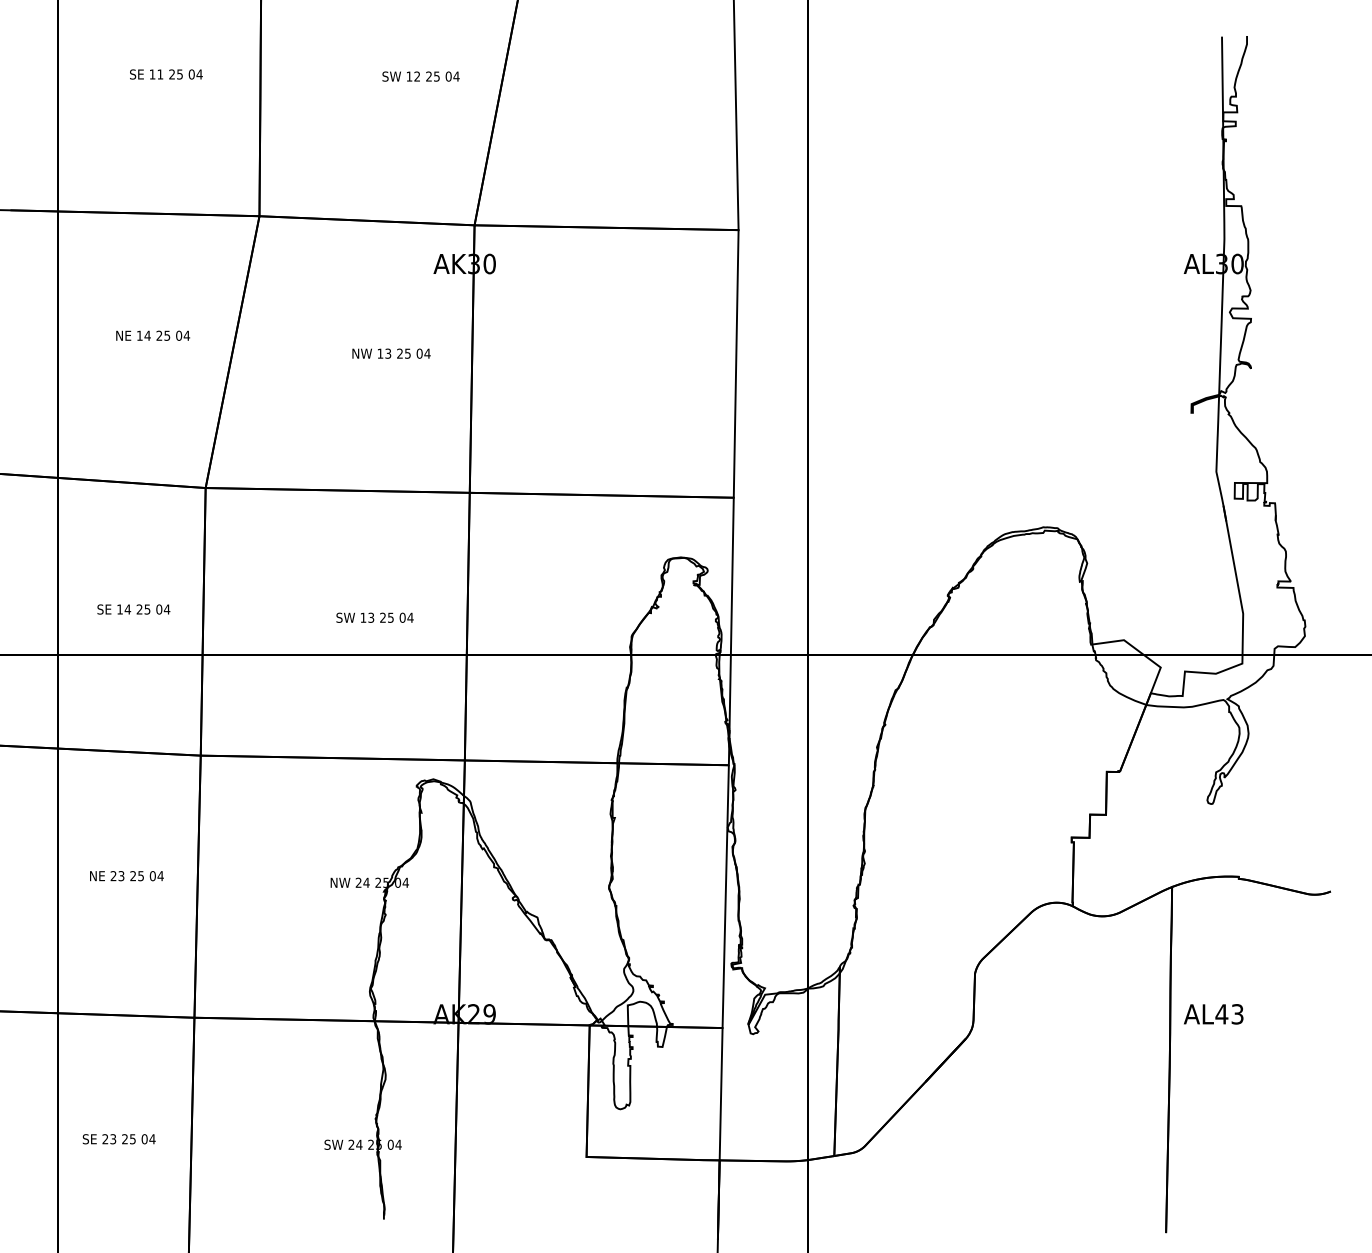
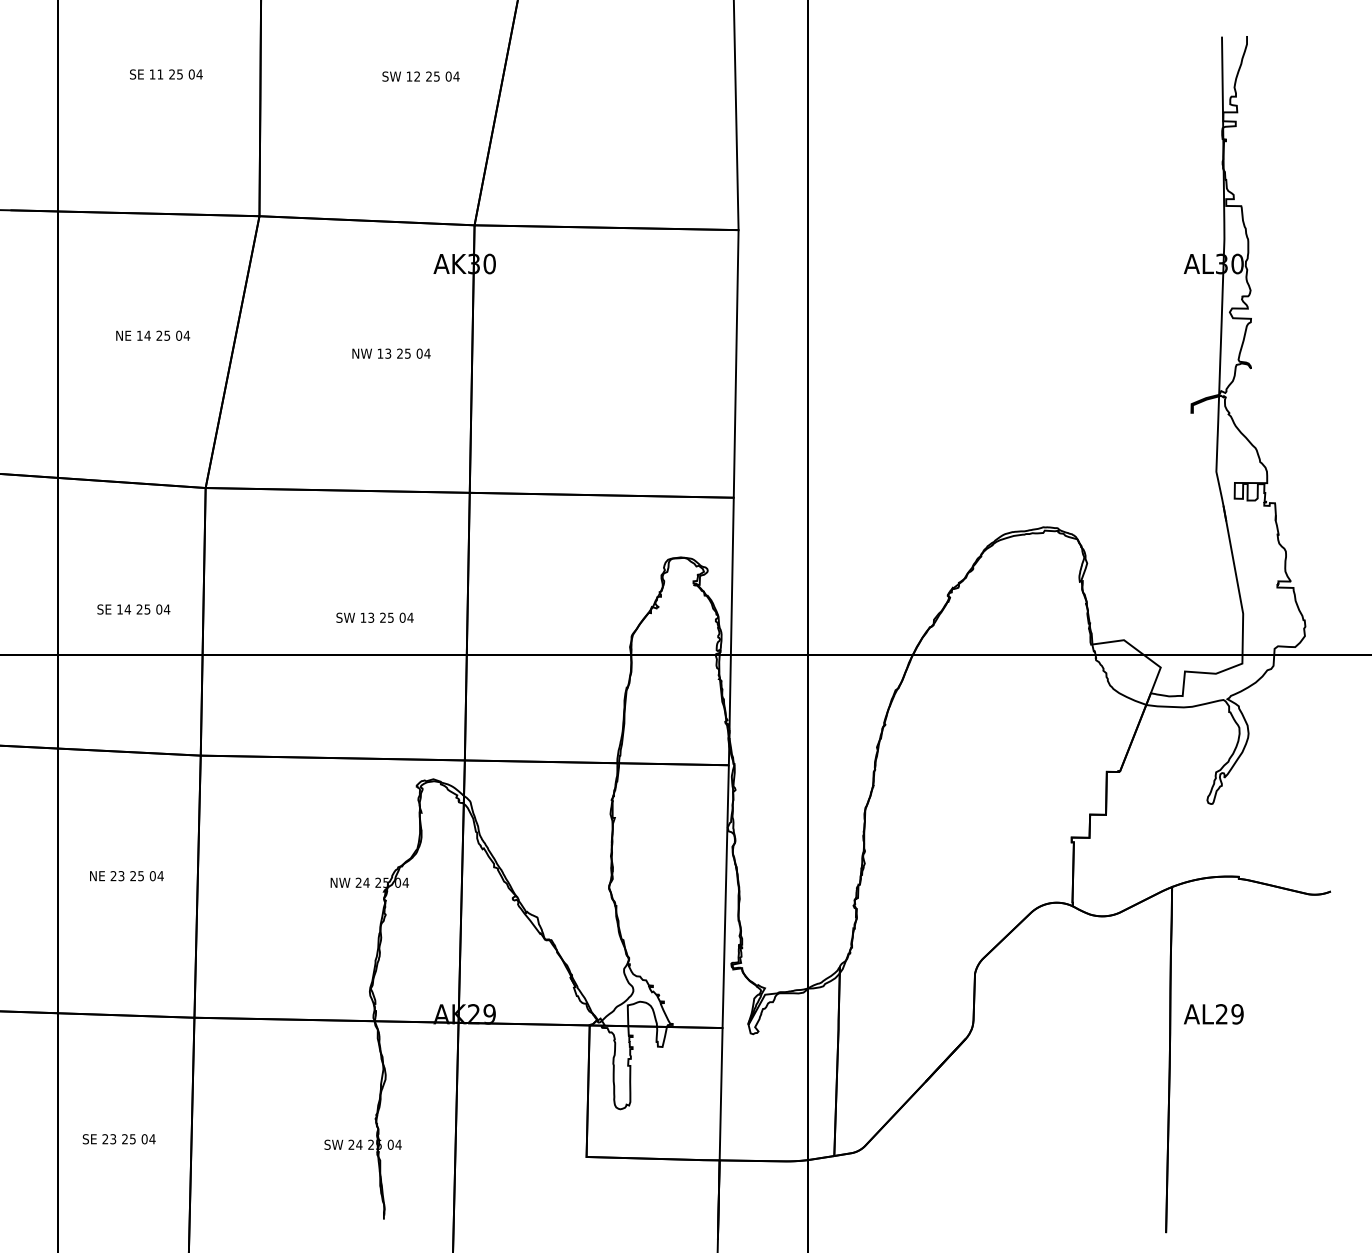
text: AL43 -> AL29 (1229, 1014)
